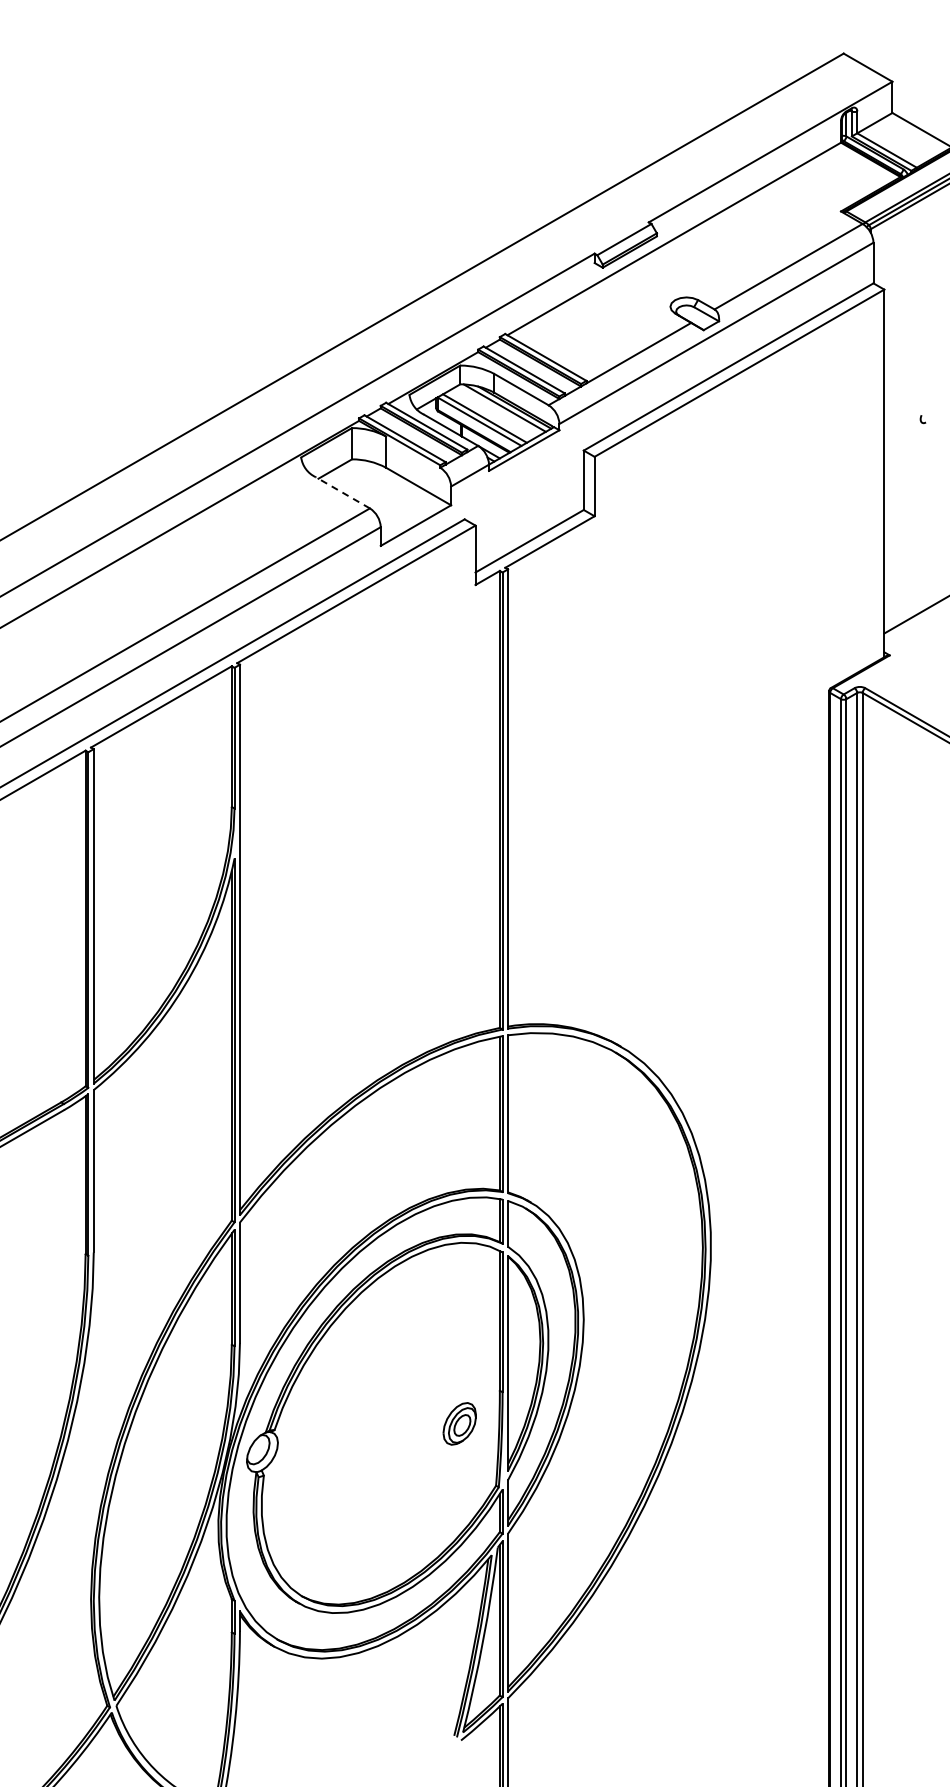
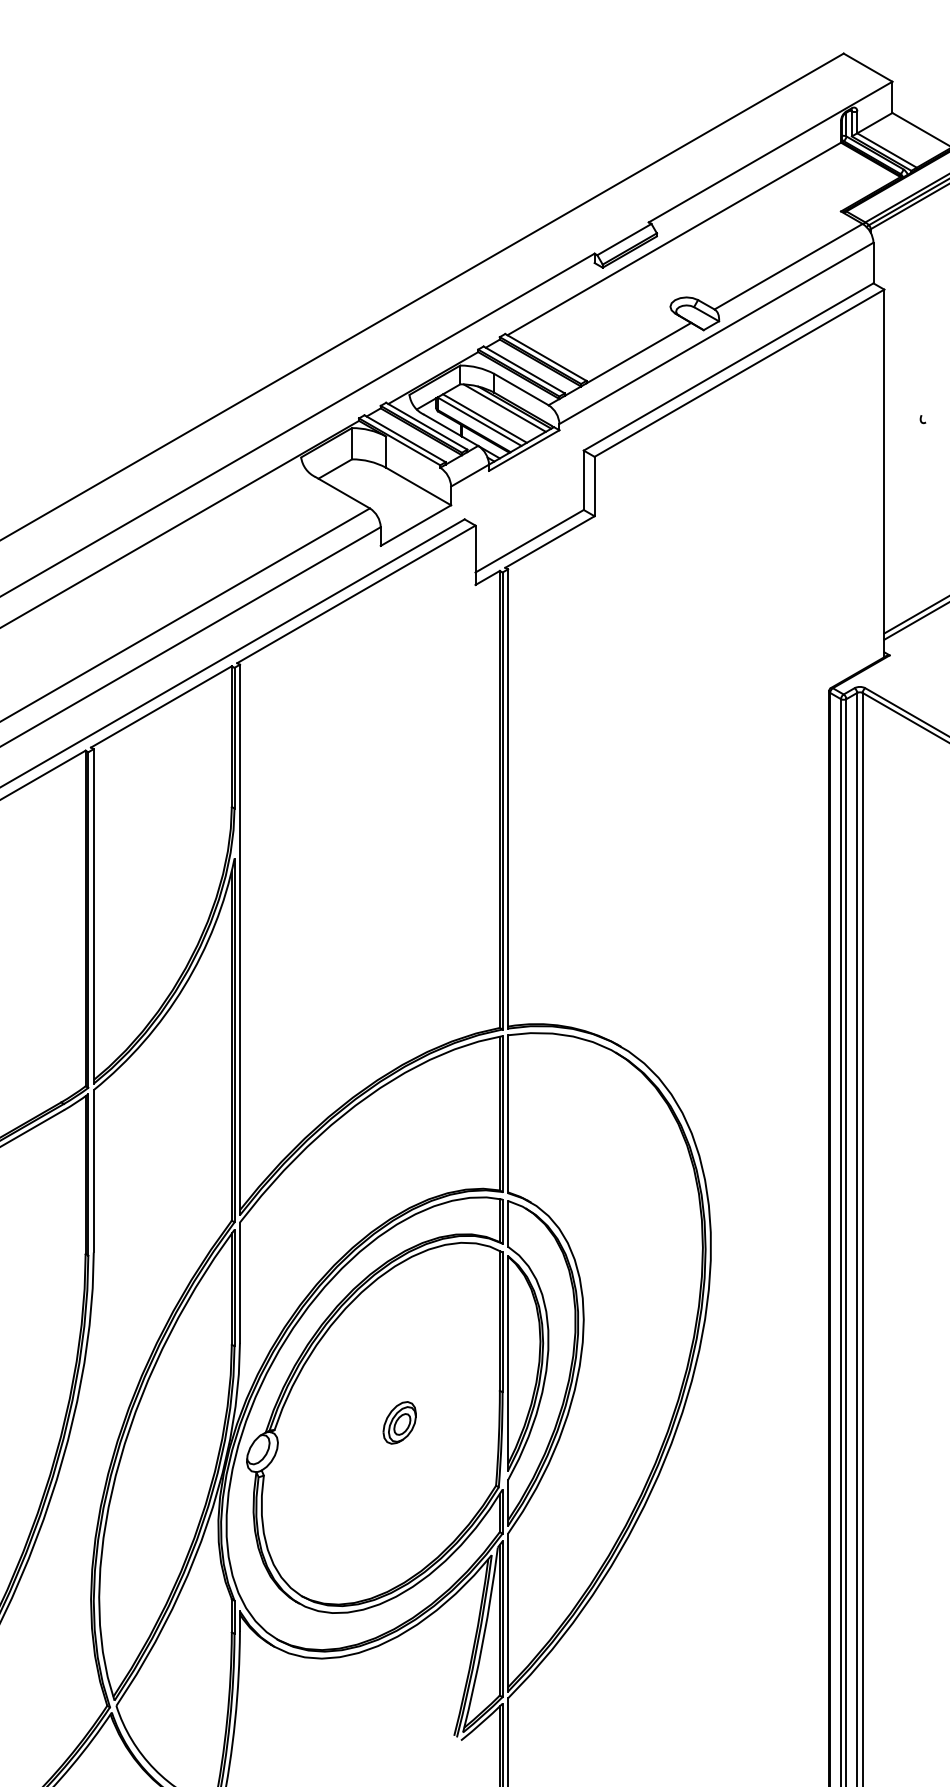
line: dashed -> solid (342, 492)
line: none -> present (915, 621)
part position: (459, 1423) -> (399, 1422) (399, 1422)
